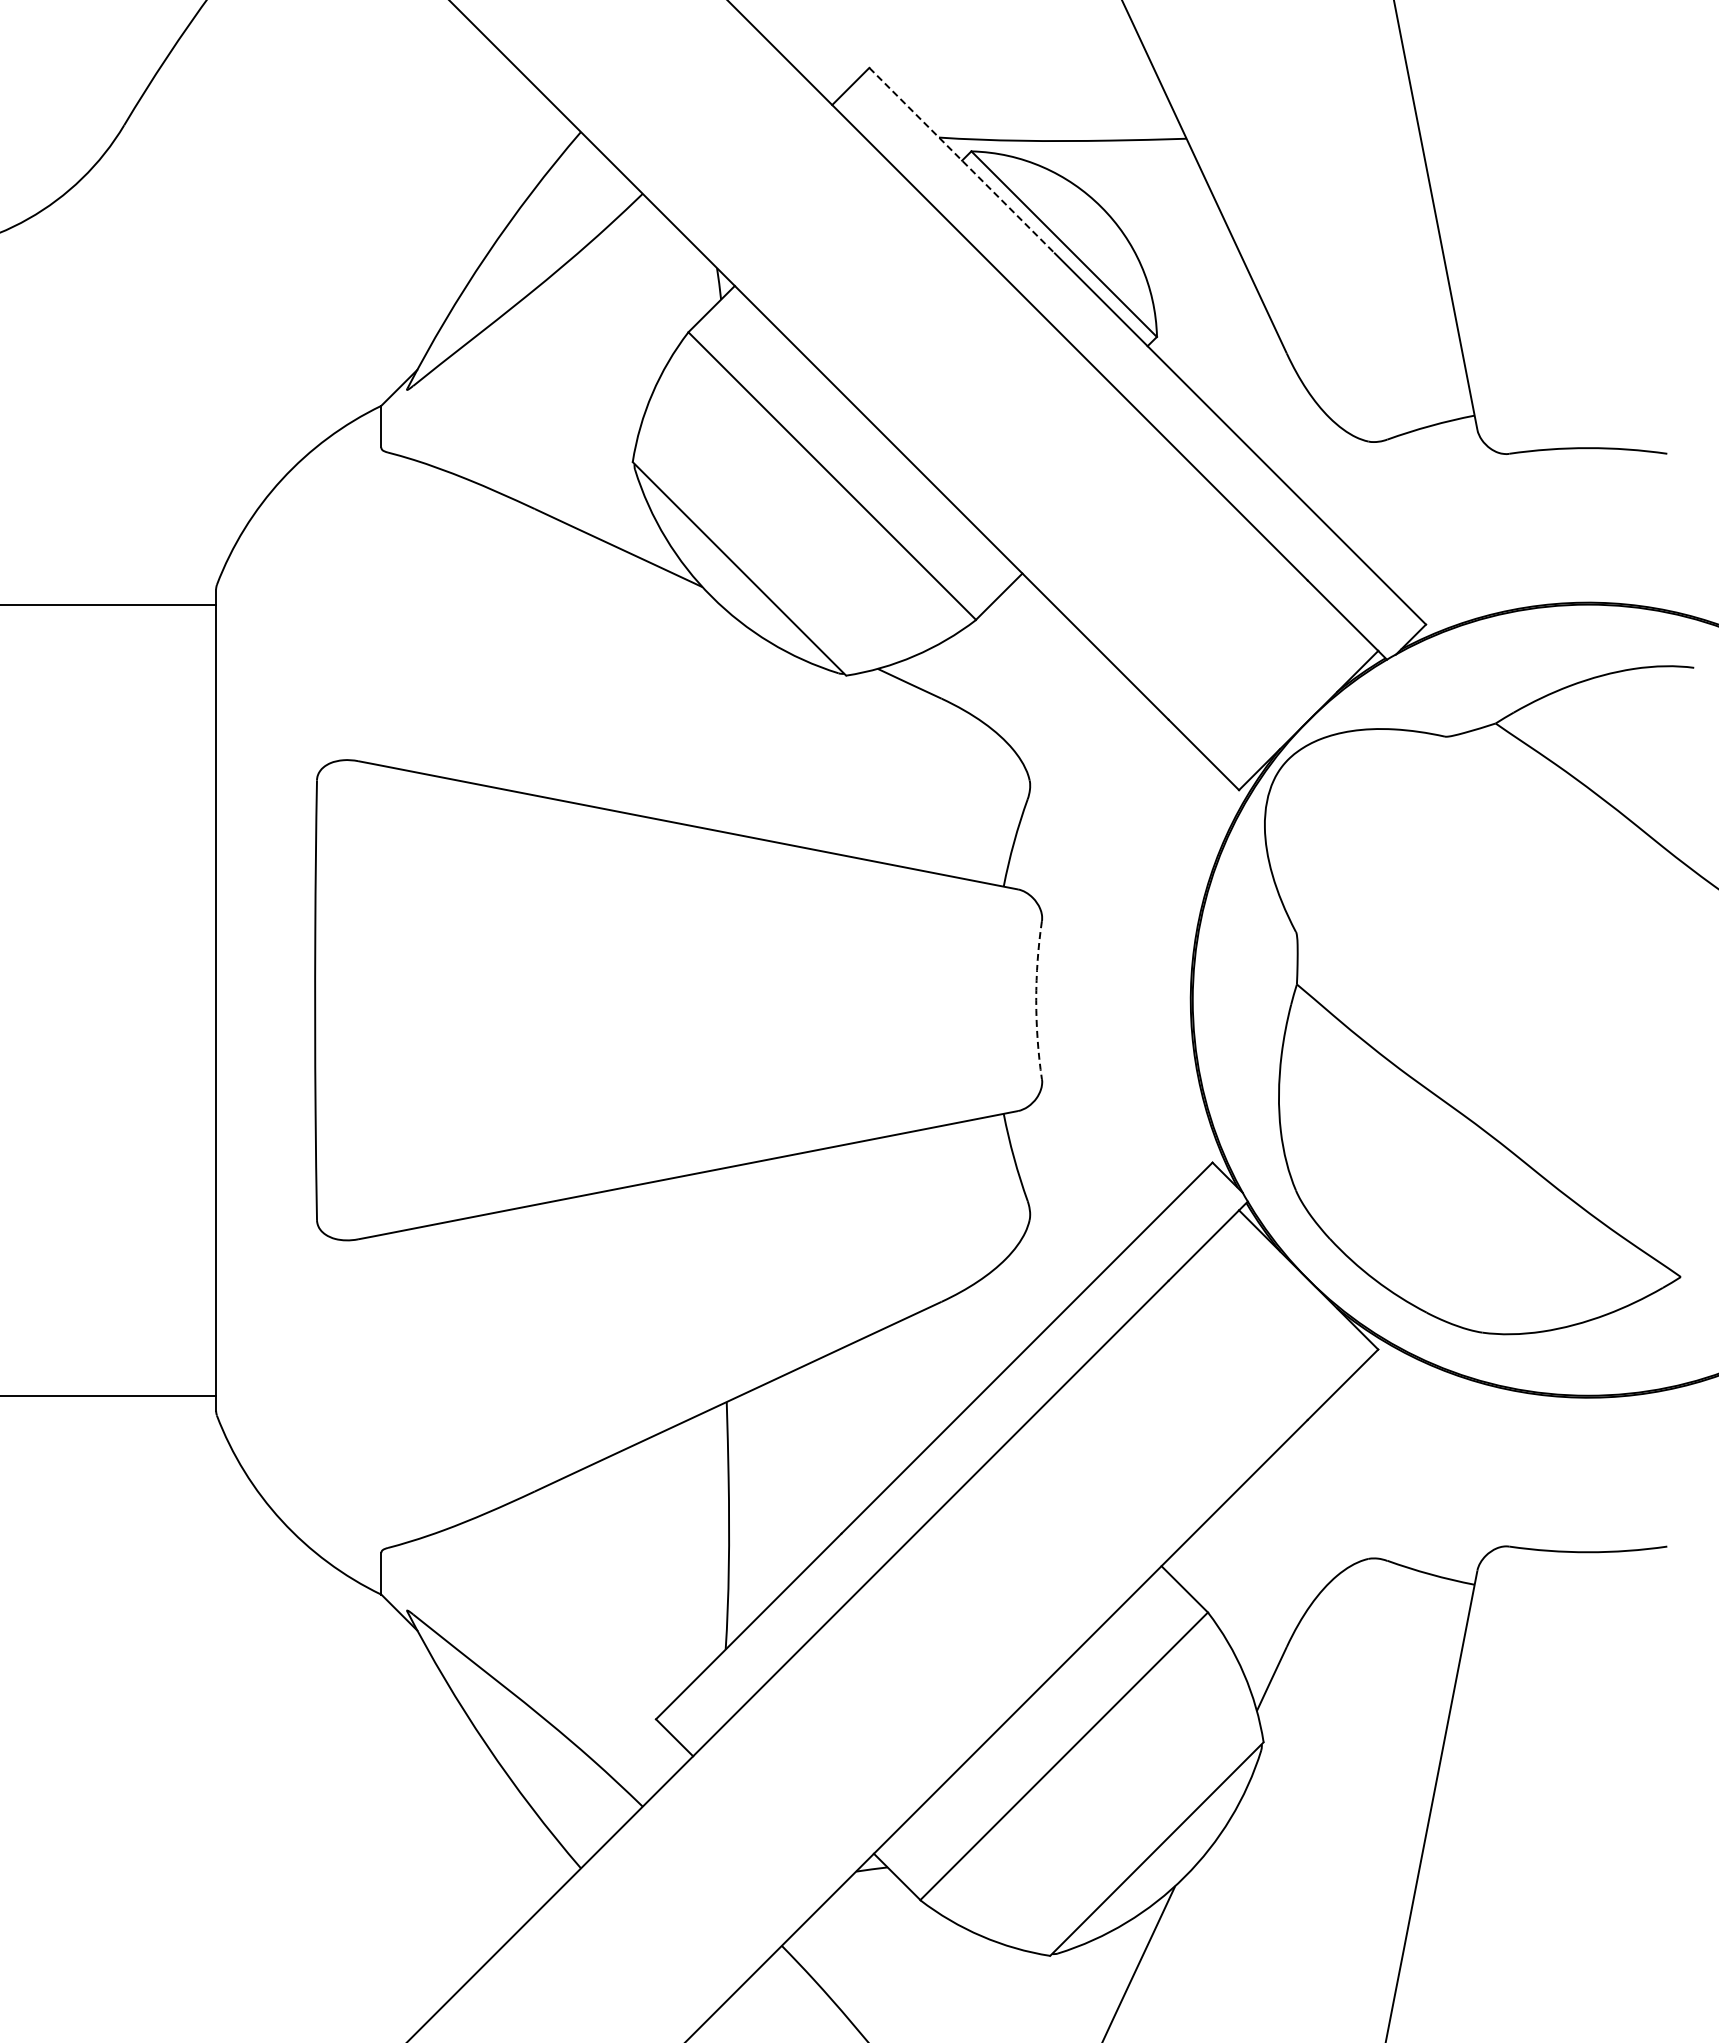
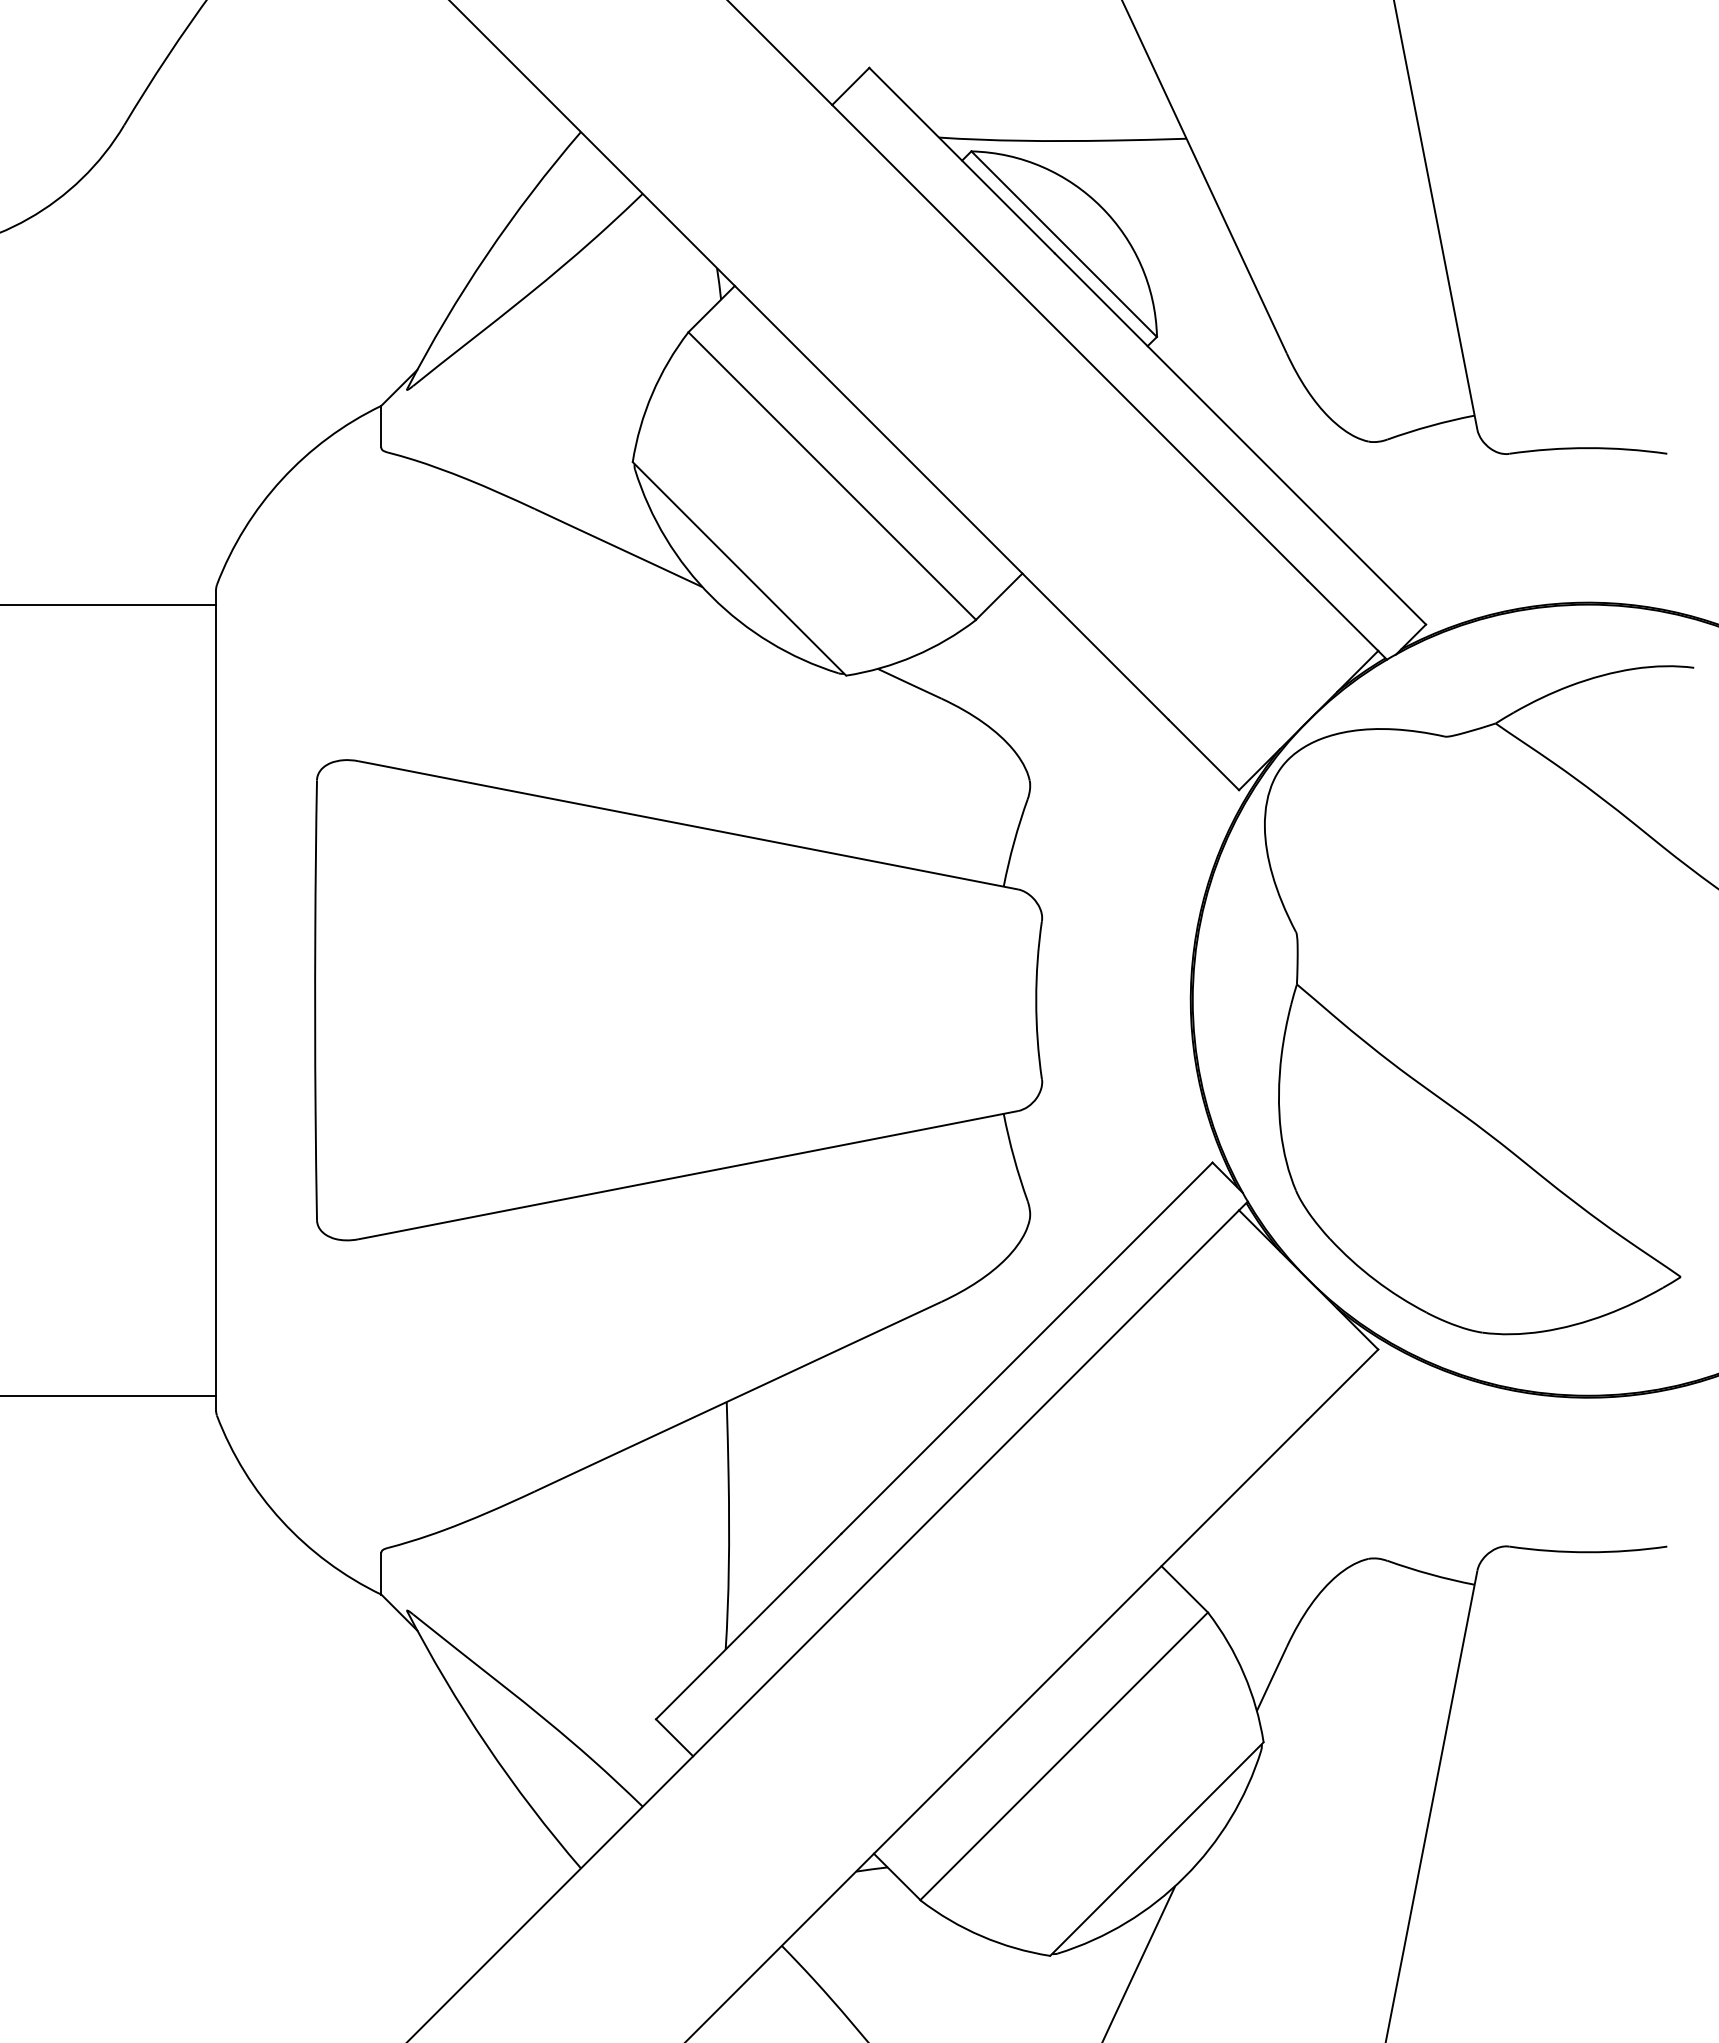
line: dashed -> solid (962, 161)
arc: dashed -> solid (1036, 1000)
